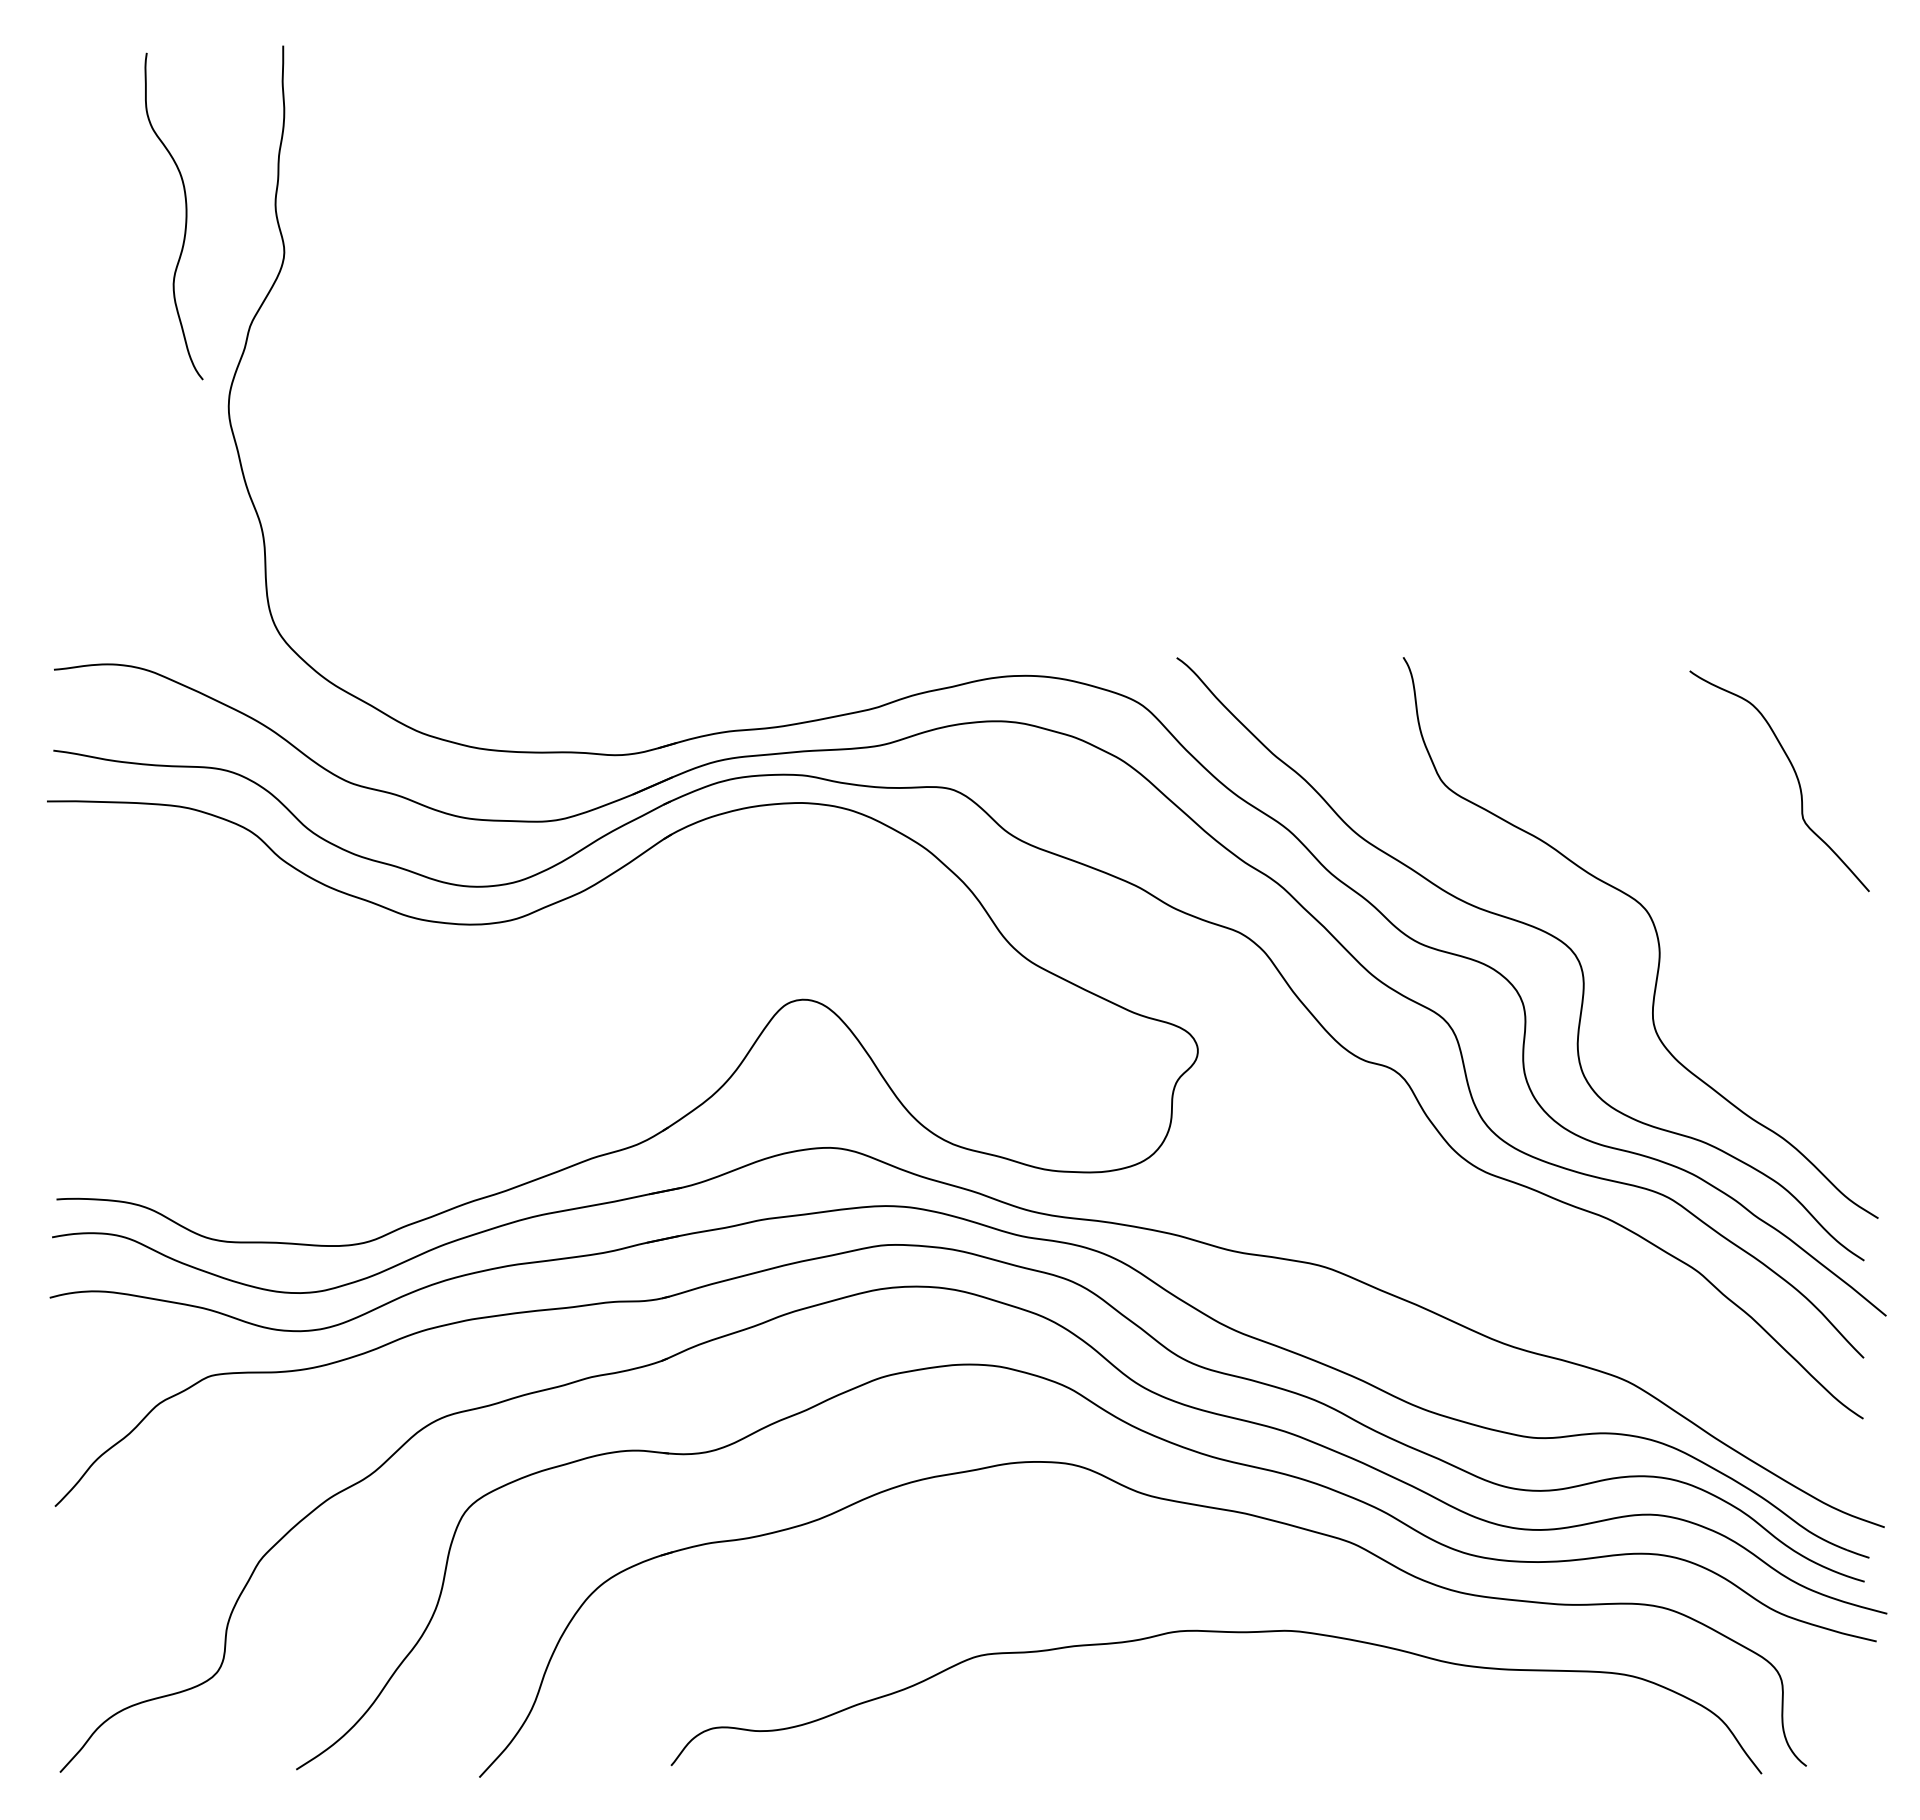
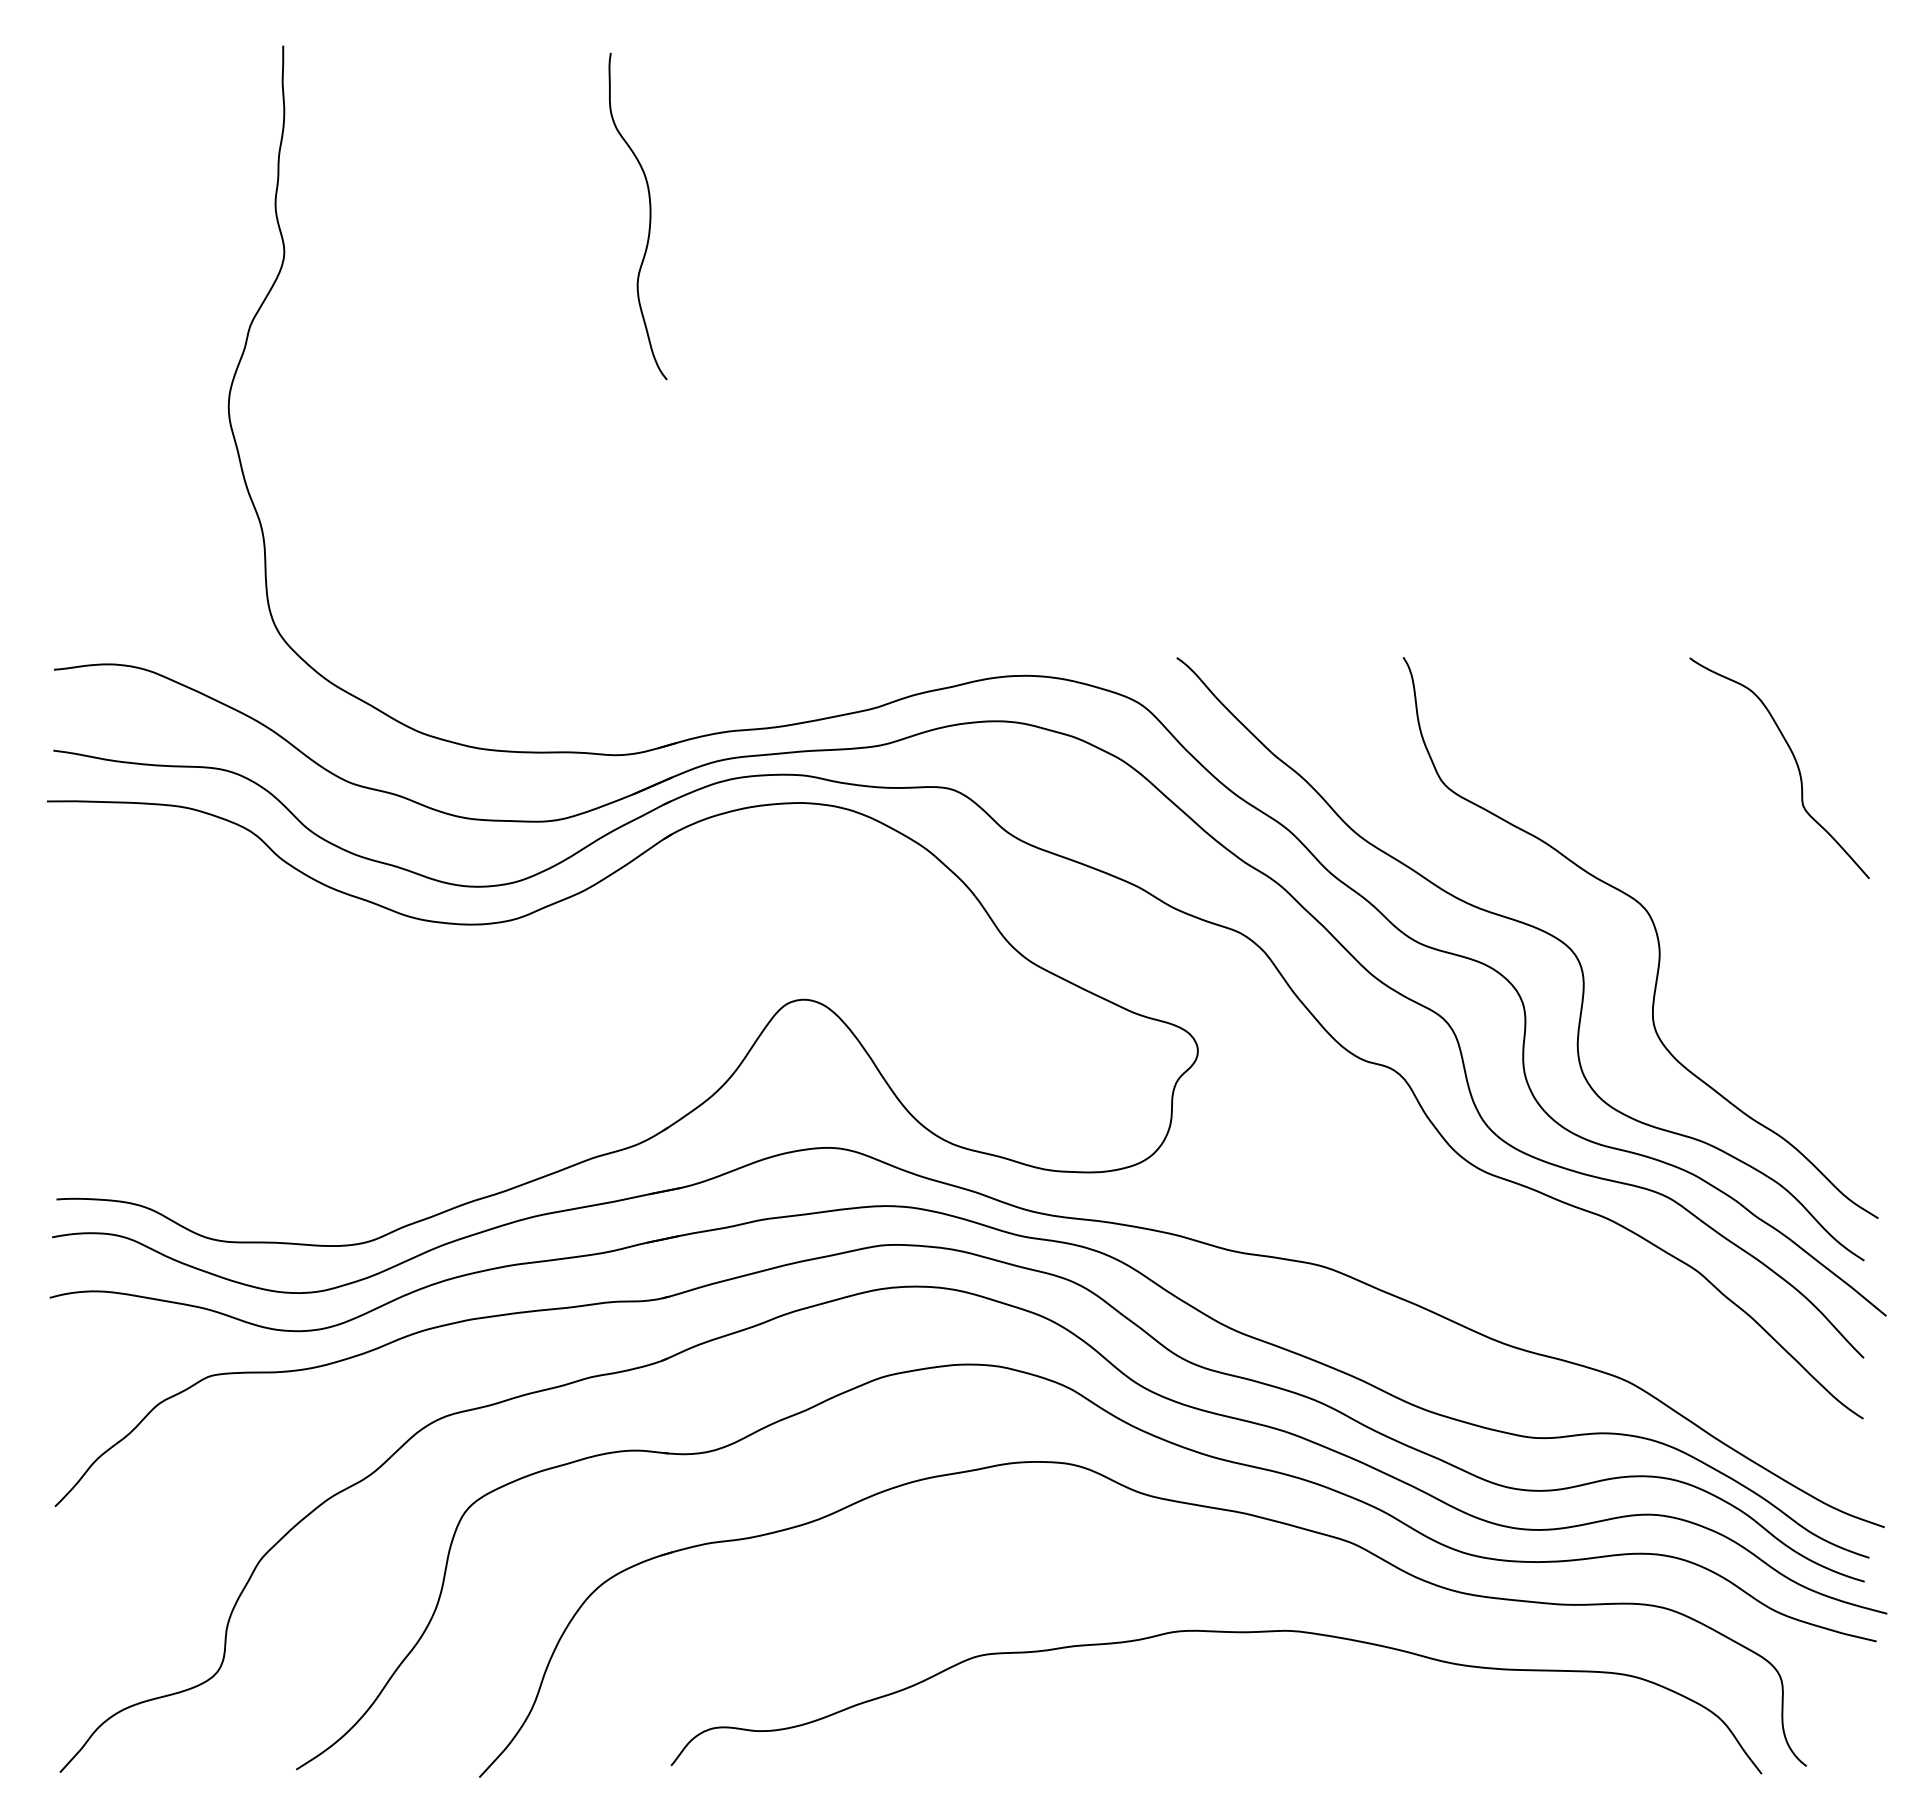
curve position: (185, 216) -> (649, 216) (649, 216)
curve position: (1794, 773) -> (1794, 760) (1794, 760)
